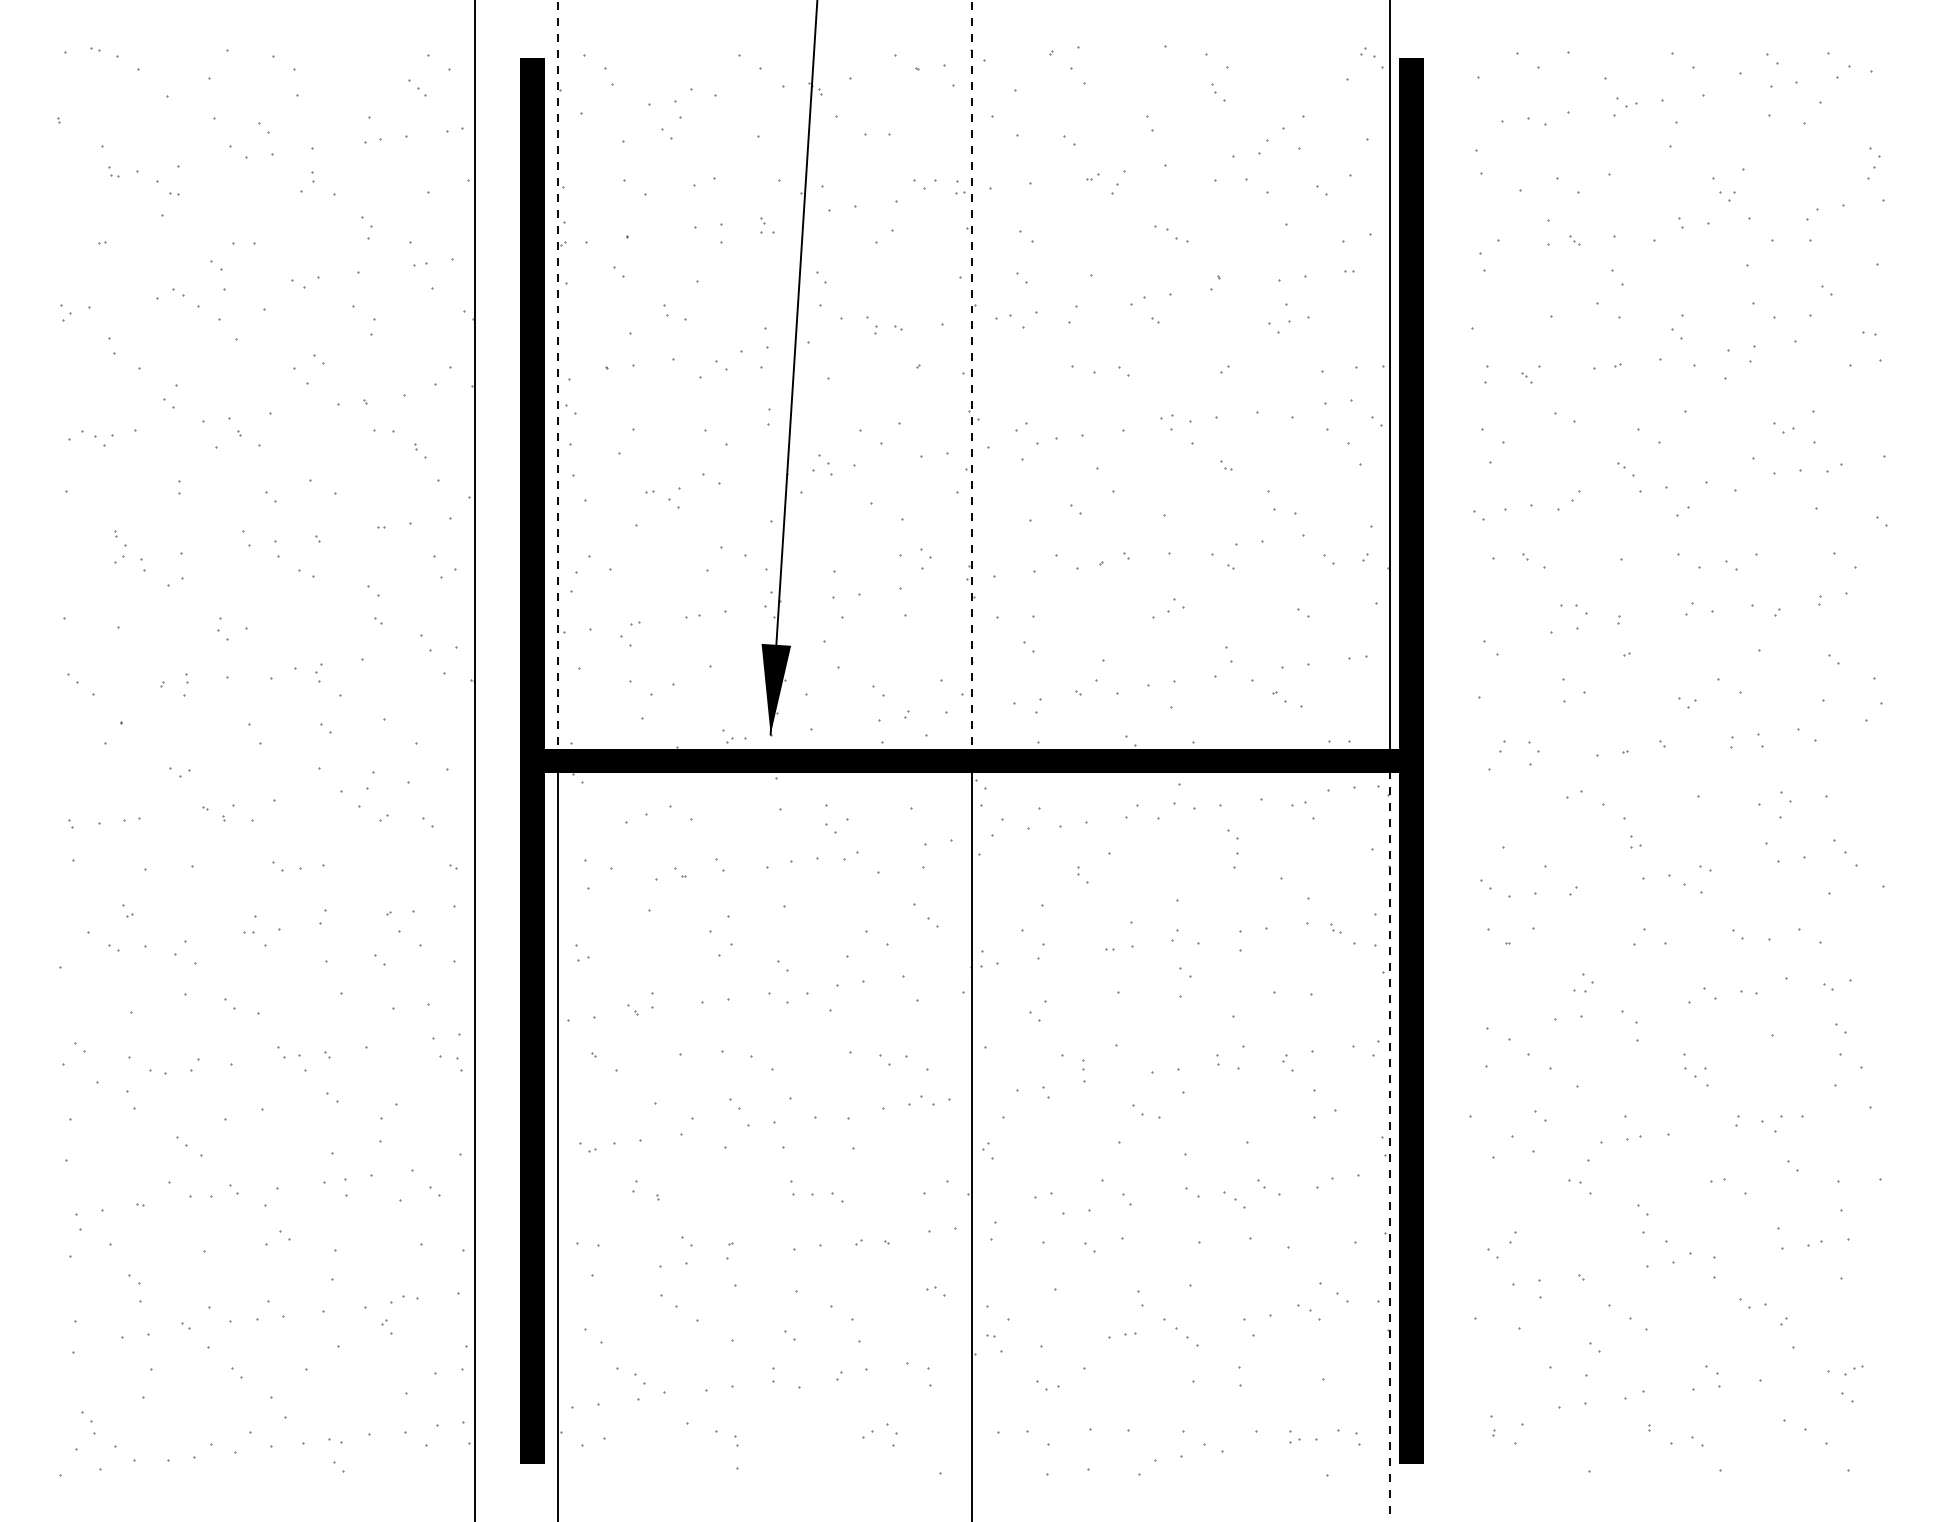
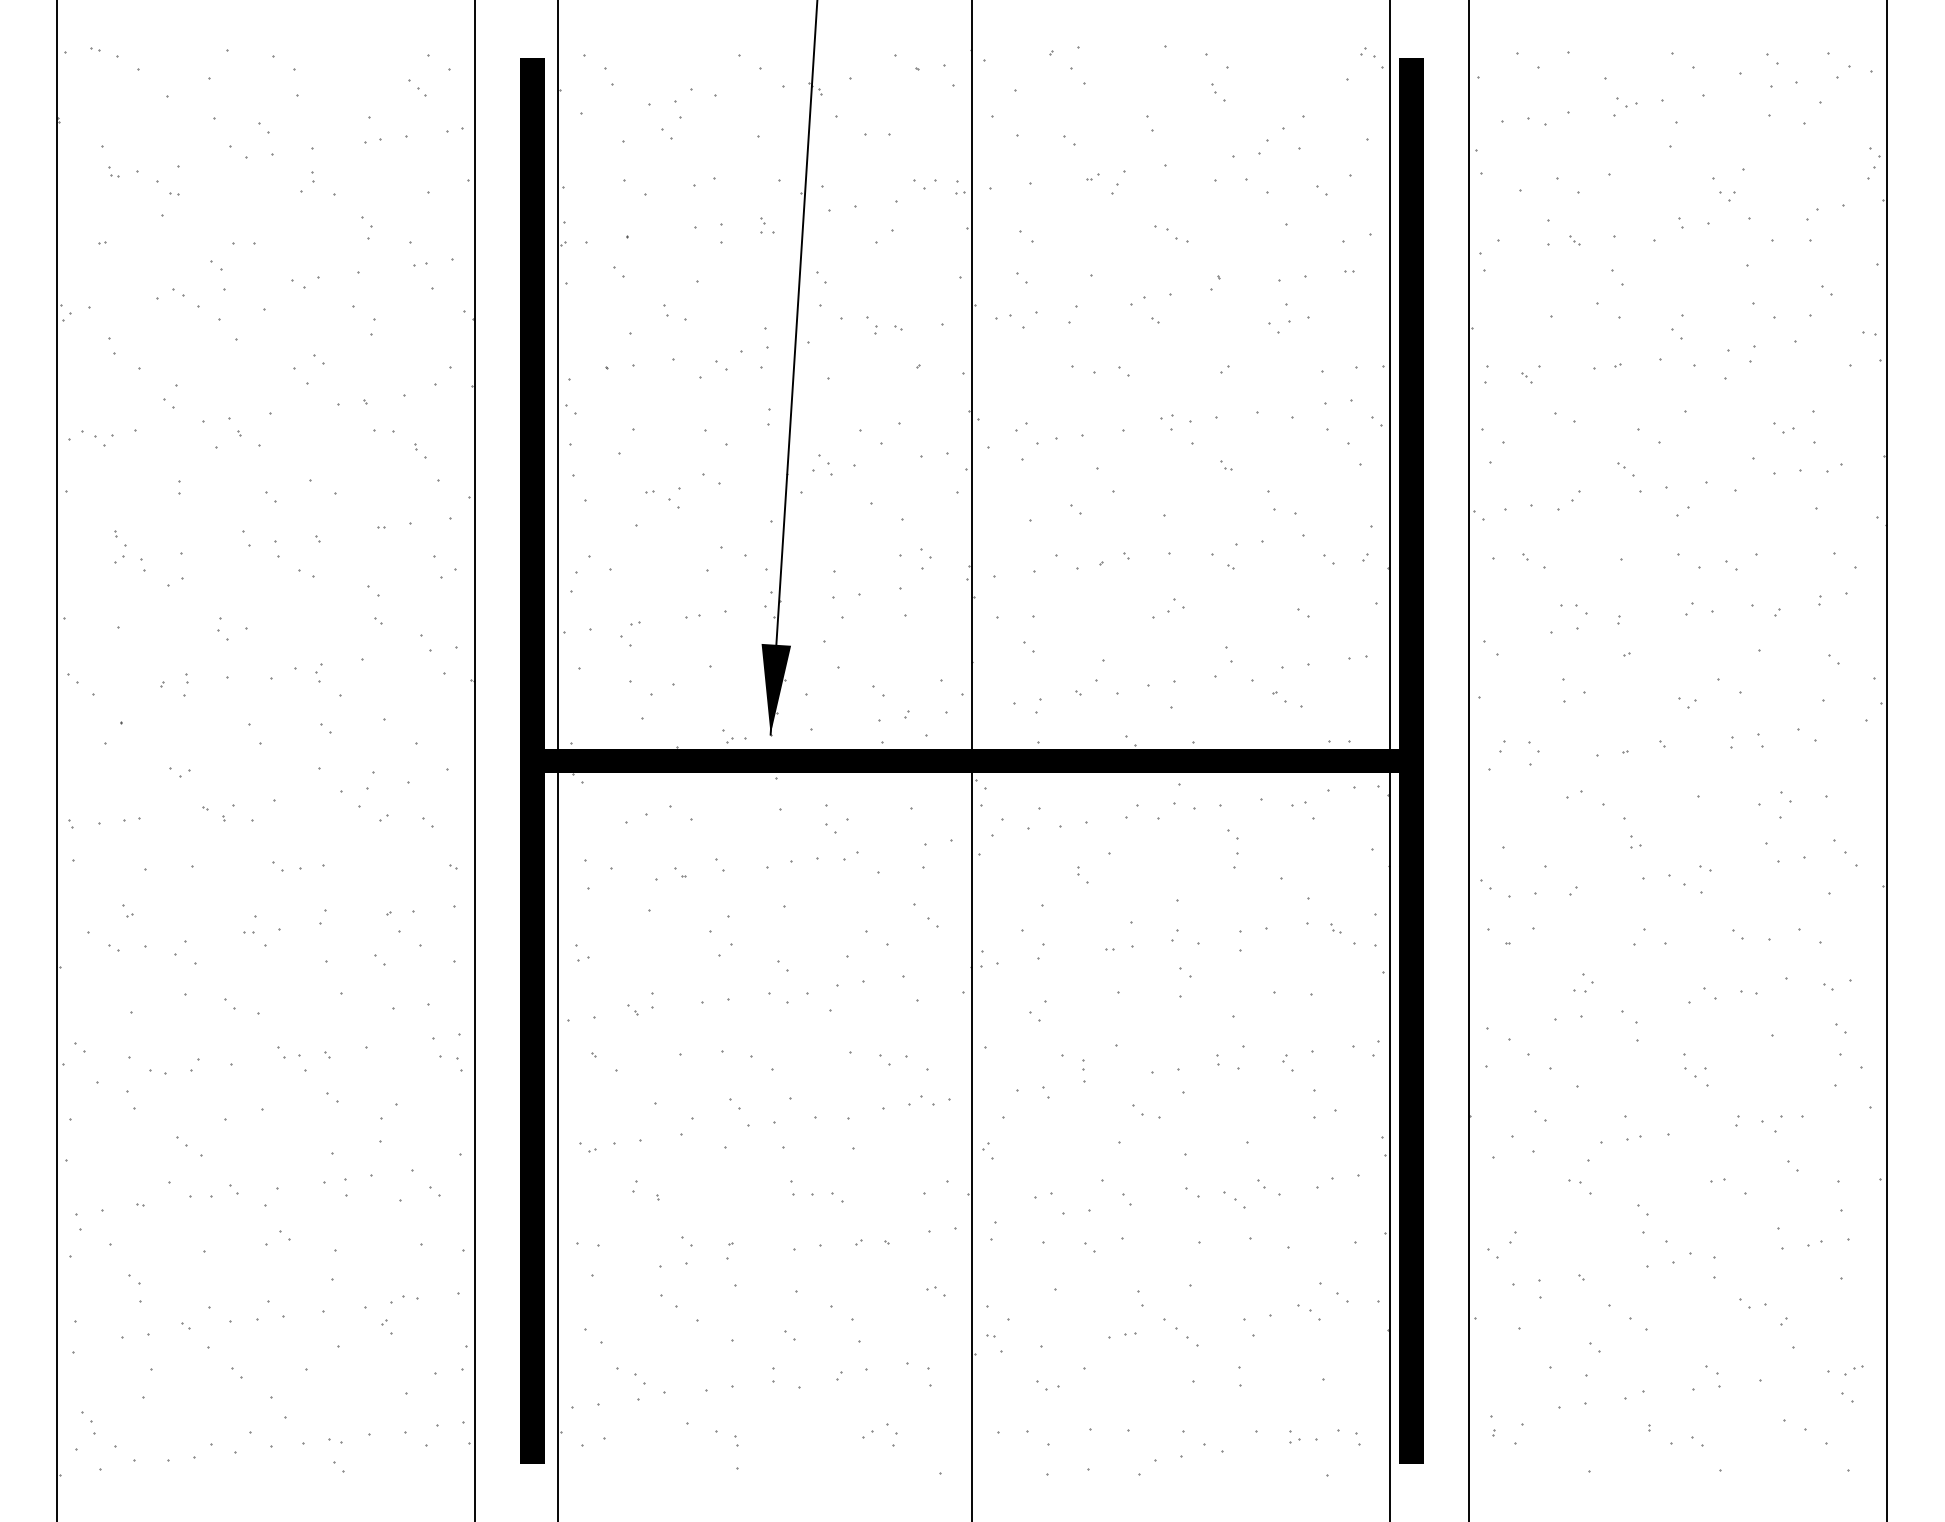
line: dashed -> solid (557, 380)
line: dashed -> solid (971, 380)
line: none -> present (57, 760)
line: none -> present (1469, 760)
line: none -> present (1886, 760)
line: dashed -> solid (1389, 1140)
